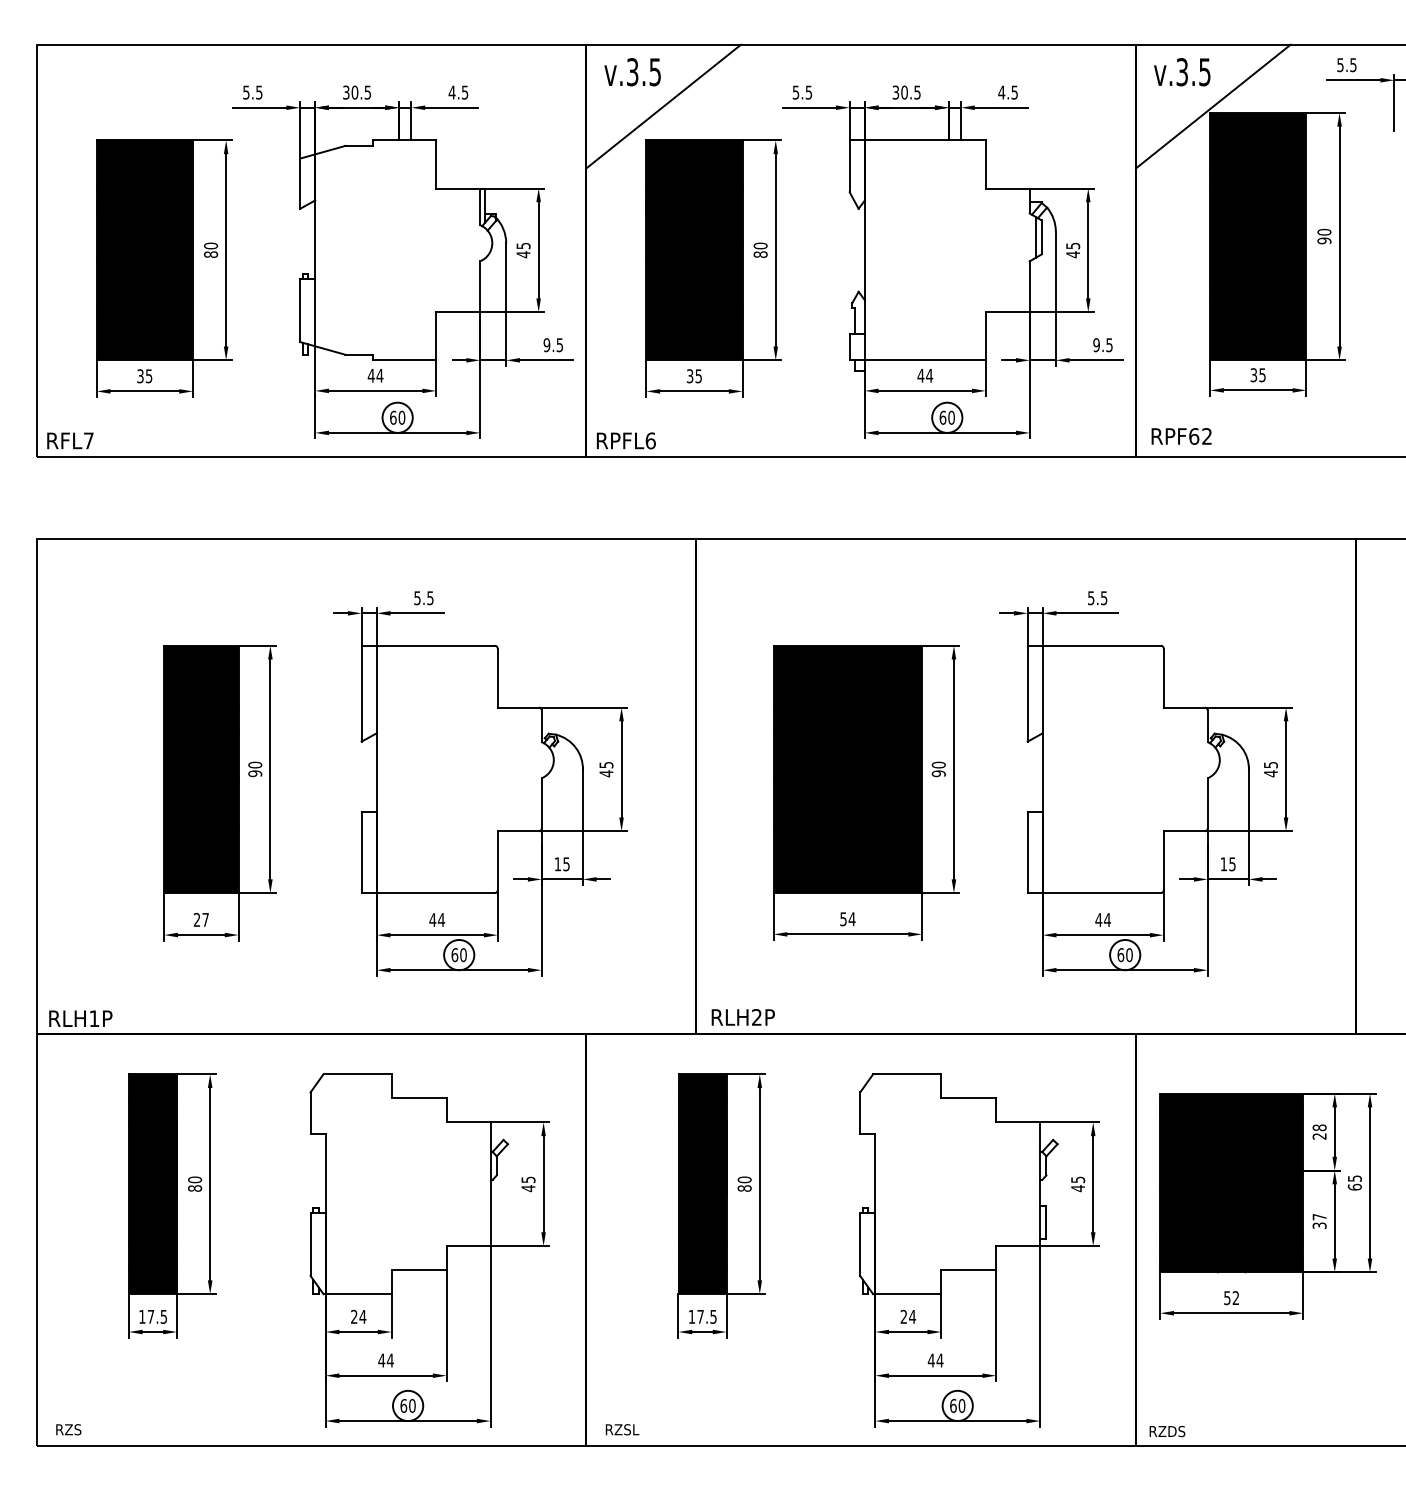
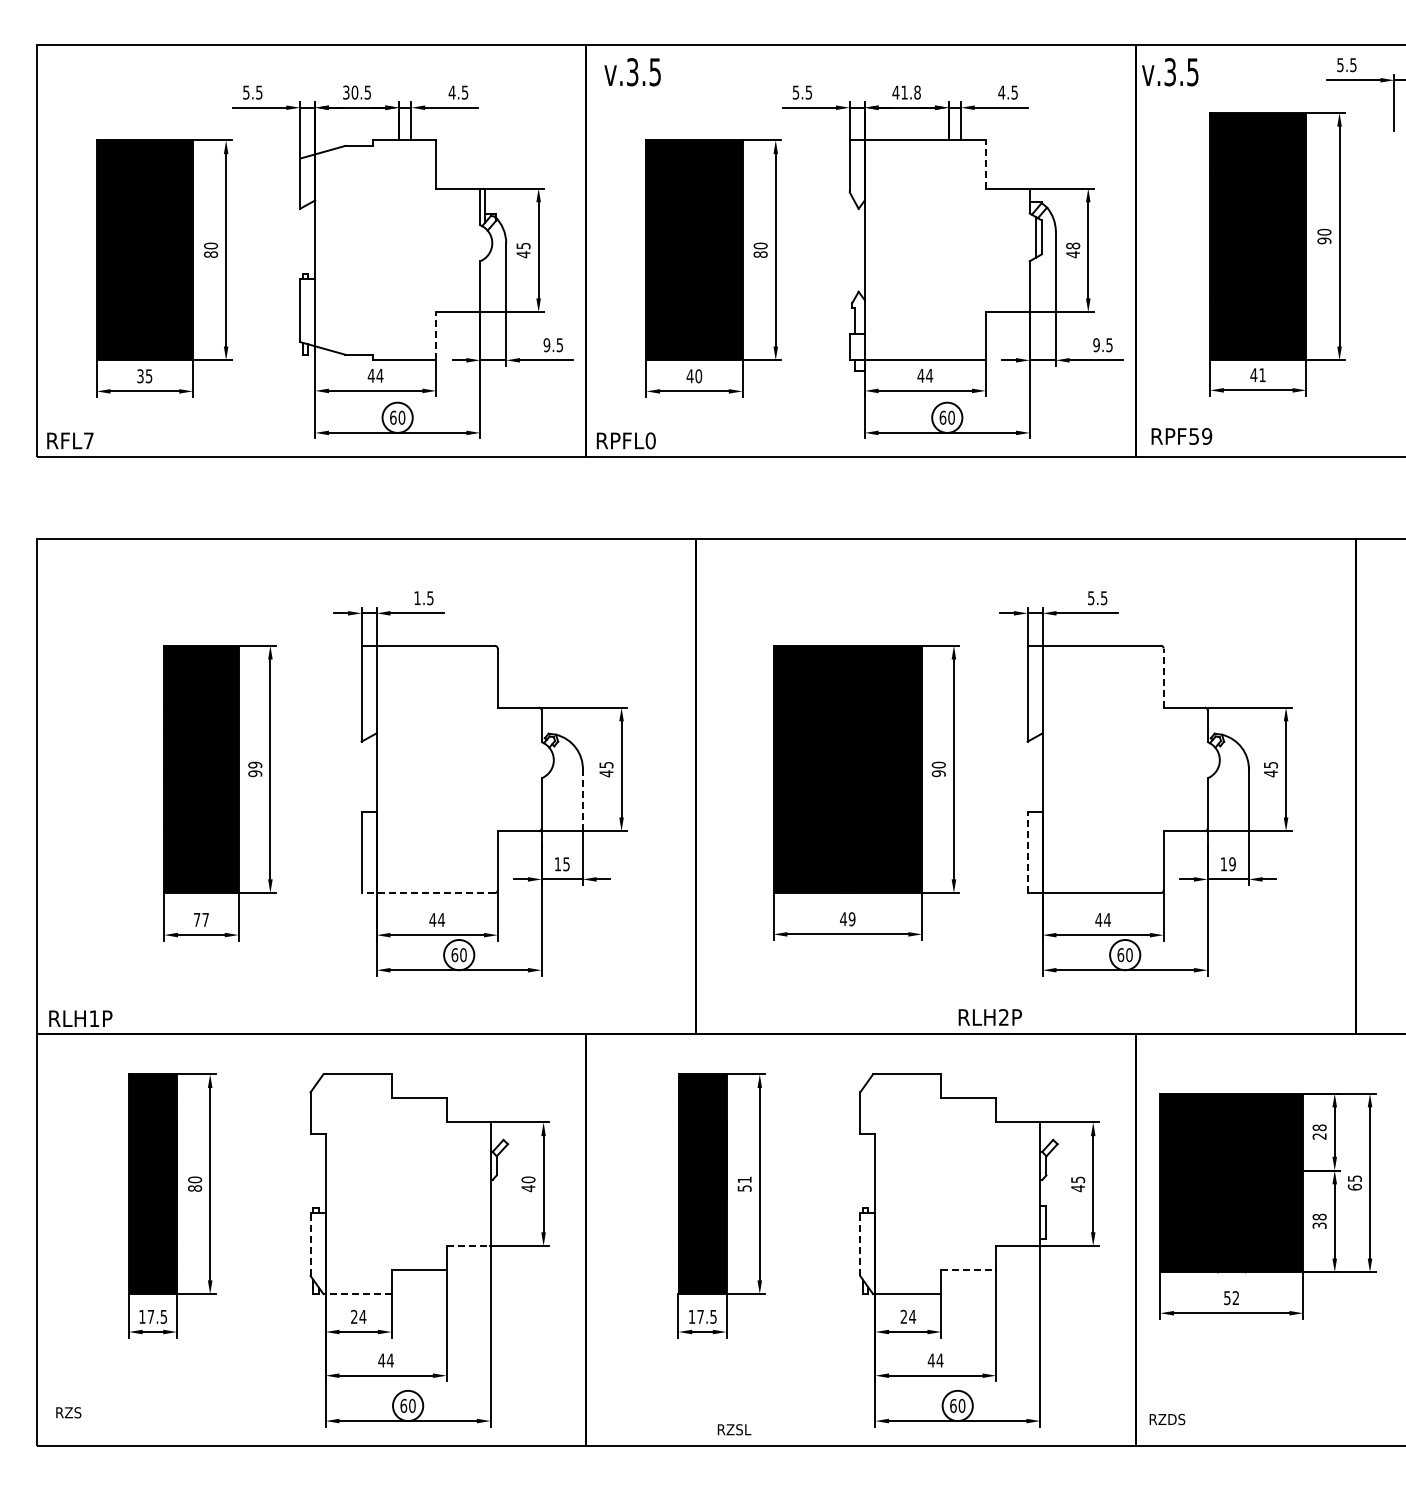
text position: (1182, 72) -> (1170, 72) (1170, 72)
text: 30.5 -> 41.8 (906, 92)
line: present -> none (663, 106)
line: present -> none (1213, 106)
line: solid -> dashed (985, 163)
text: 45 -> 48 (1073, 245)
line: solid -> dashed (436, 335)
text: 35 -> 41 (1257, 375)
text: 35 -> 40 (694, 376)
text: RPF62 -> RPF59 (1200, 436)
text: RPFL6 -> RPFL0 (650, 440)
text: 5.5 -> 1.5 (417, 598)
line: solid -> dashed (1163, 678)
text: 90 -> 99 (255, 764)
line: solid -> dashed (582, 798)
line: solid -> dashed (1027, 852)
text: 15 -> 19 (1232, 863)
line: solid -> dashed (428, 893)
text: 27 -> 77 (196, 919)
text: 54 -> 49 (847, 919)
text position: (742, 1017) -> (989, 1017) (989, 1017)
text: 45 -> 40 (528, 1179)
text: 80 -> 51 (744, 1183)
text: 37 -> 38 (1319, 1216)
line: solid -> dashed (310, 1244)
line: solid -> dashed (860, 1244)
line: solid -> dashed (468, 1246)
line: solid -> dashed (969, 1270)
line: solid -> dashed (357, 1294)
text position: (68, 1429) -> (68, 1412) (68, 1412)
text position: (622, 1429) -> (734, 1429) (734, 1429)
text position: (1167, 1431) -> (1167, 1419) (1167, 1419)
